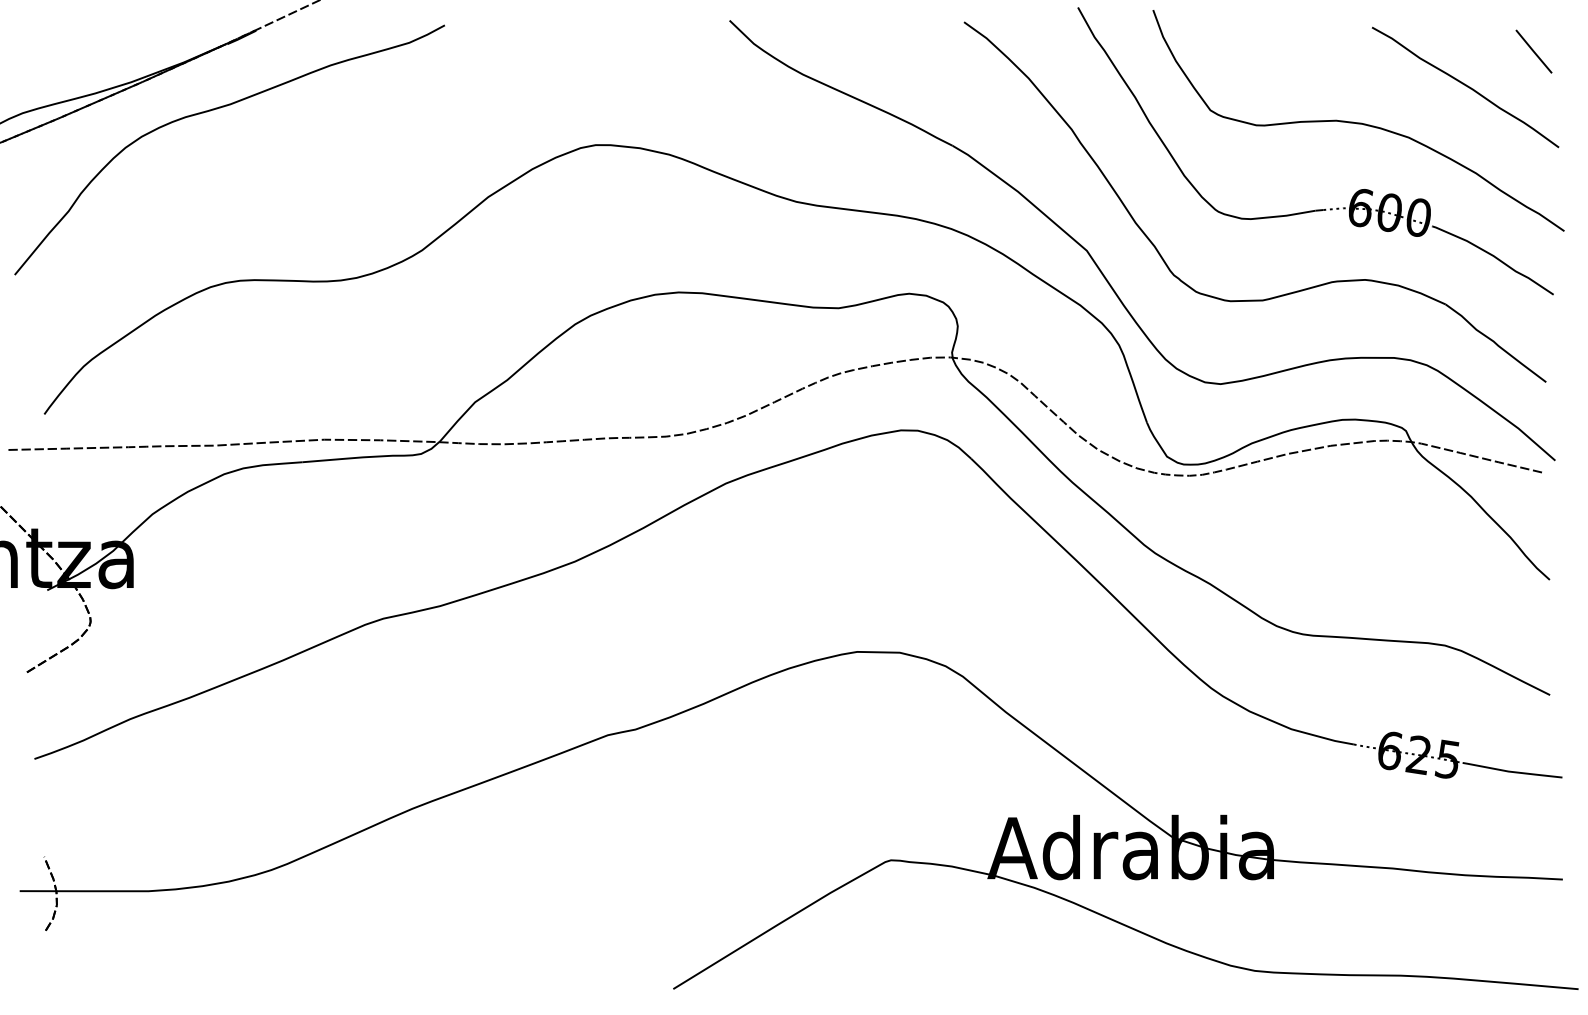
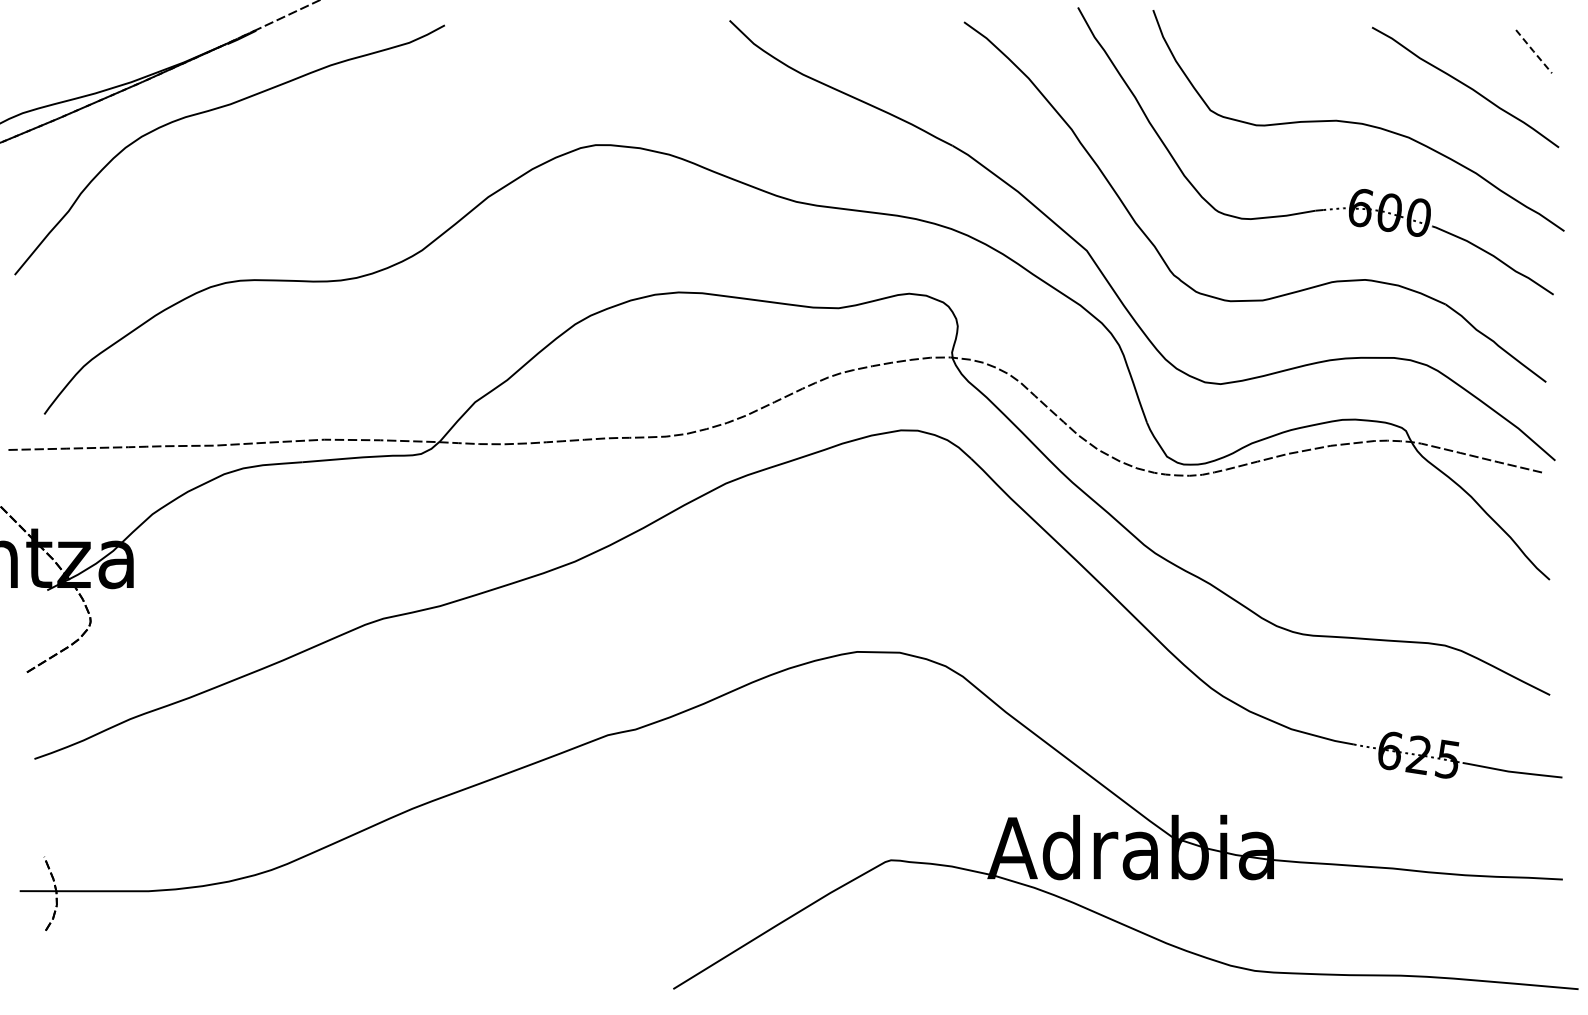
line: solid -> dashed (1533, 51)
